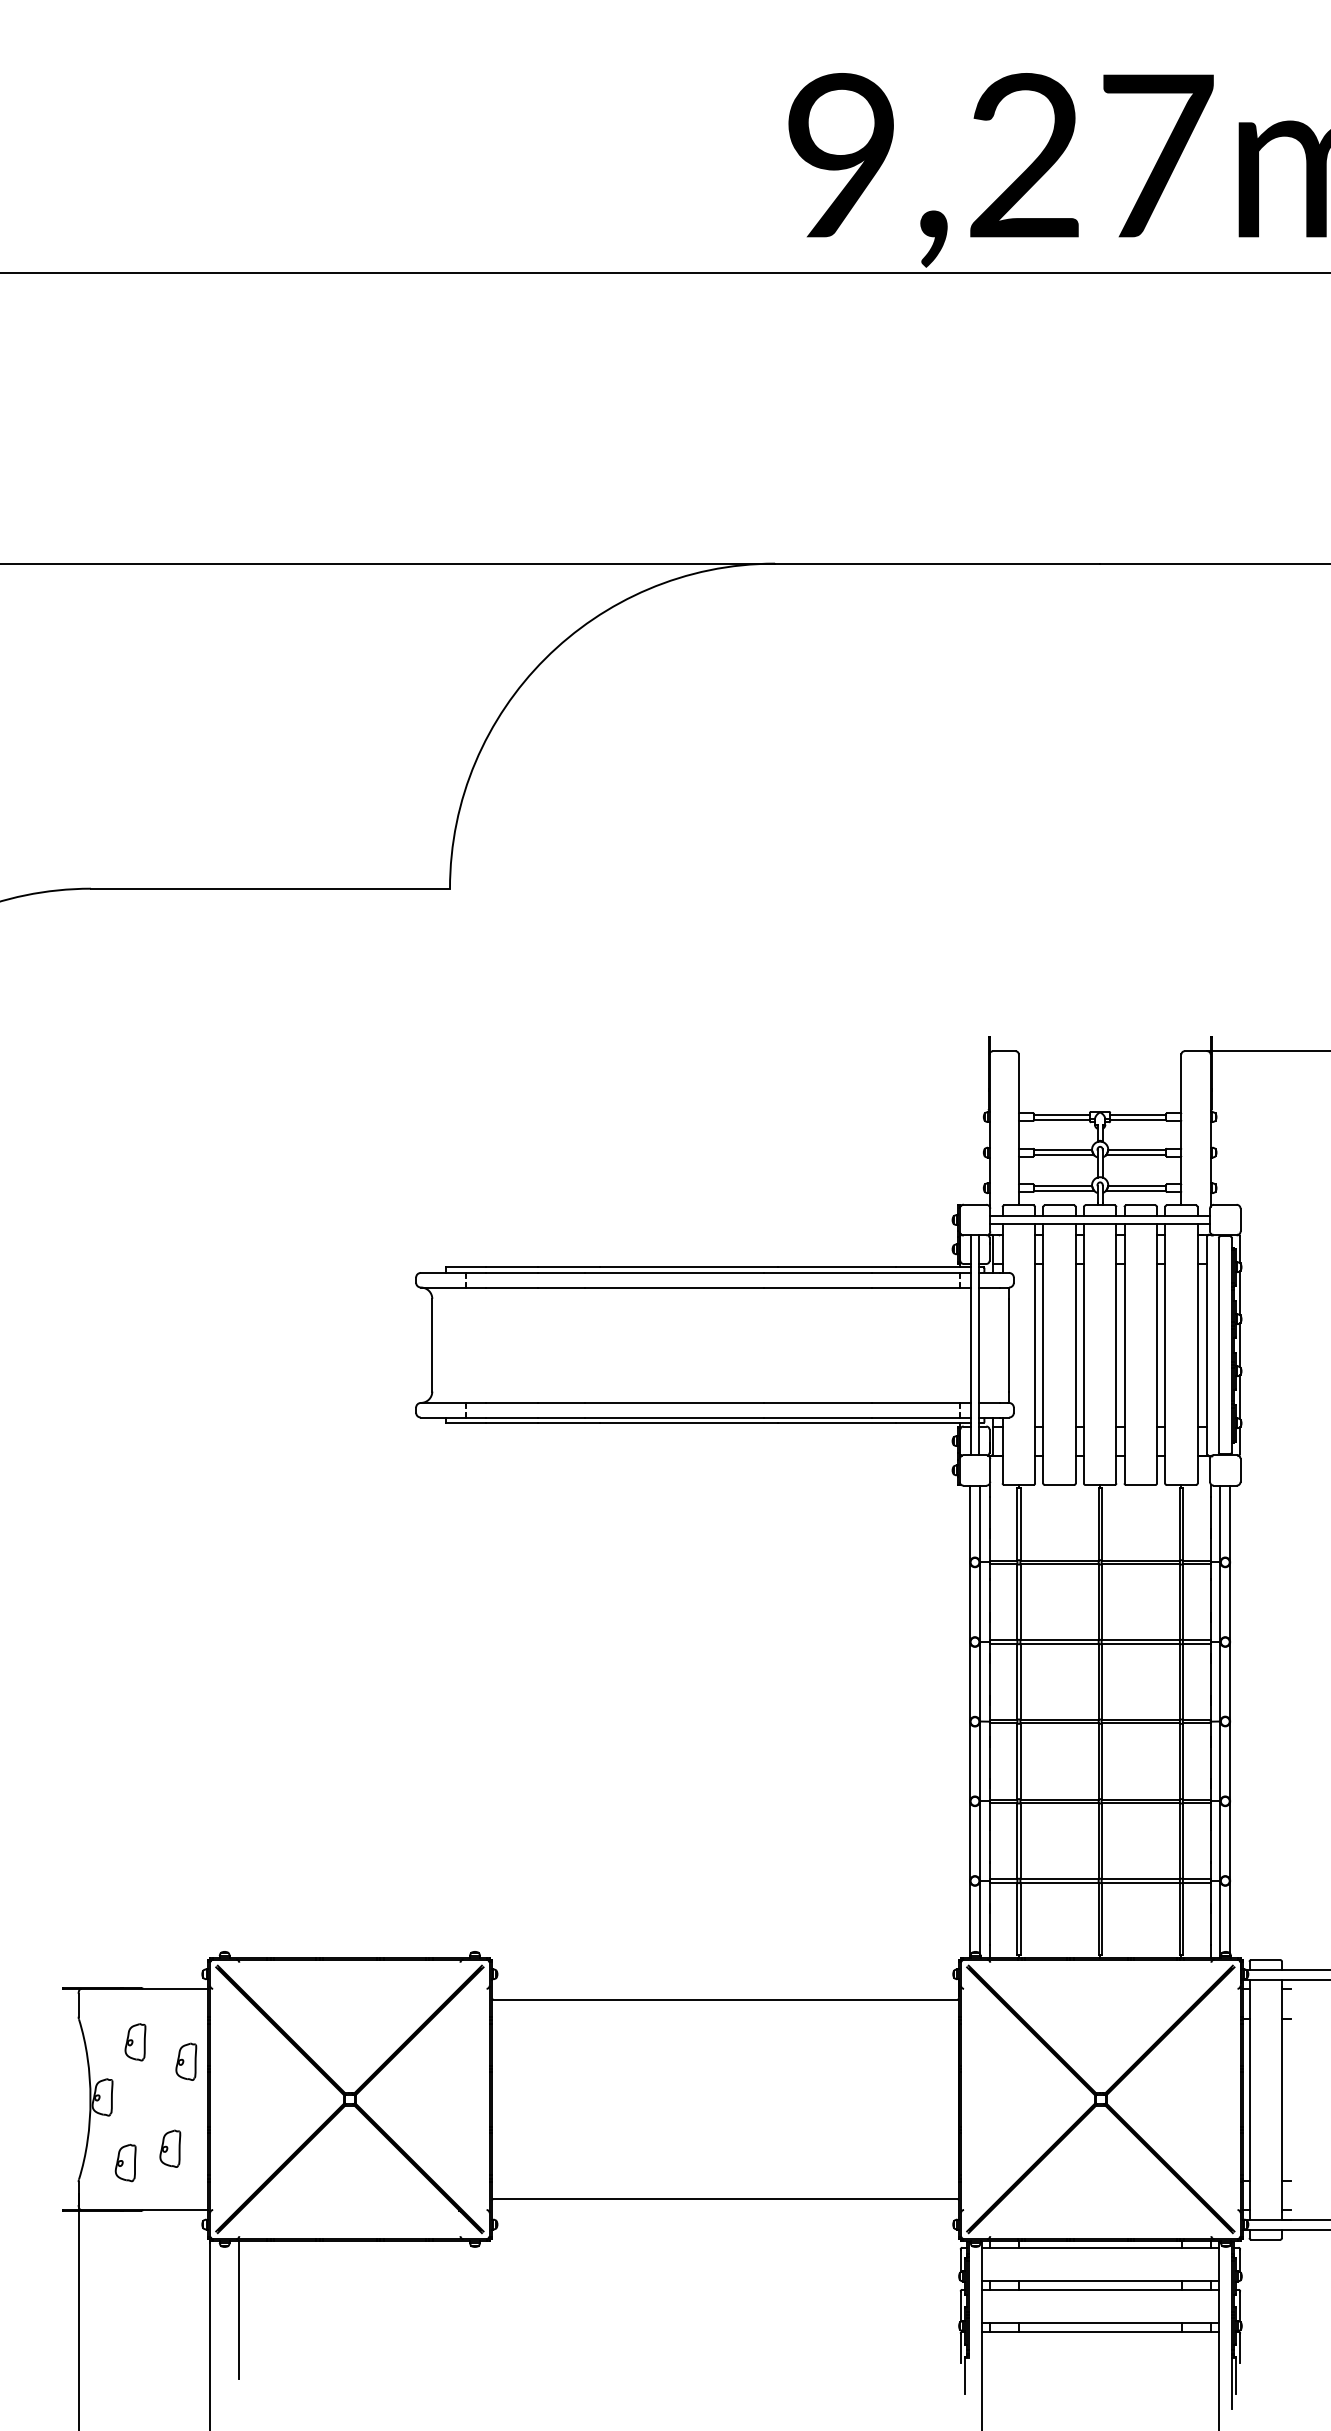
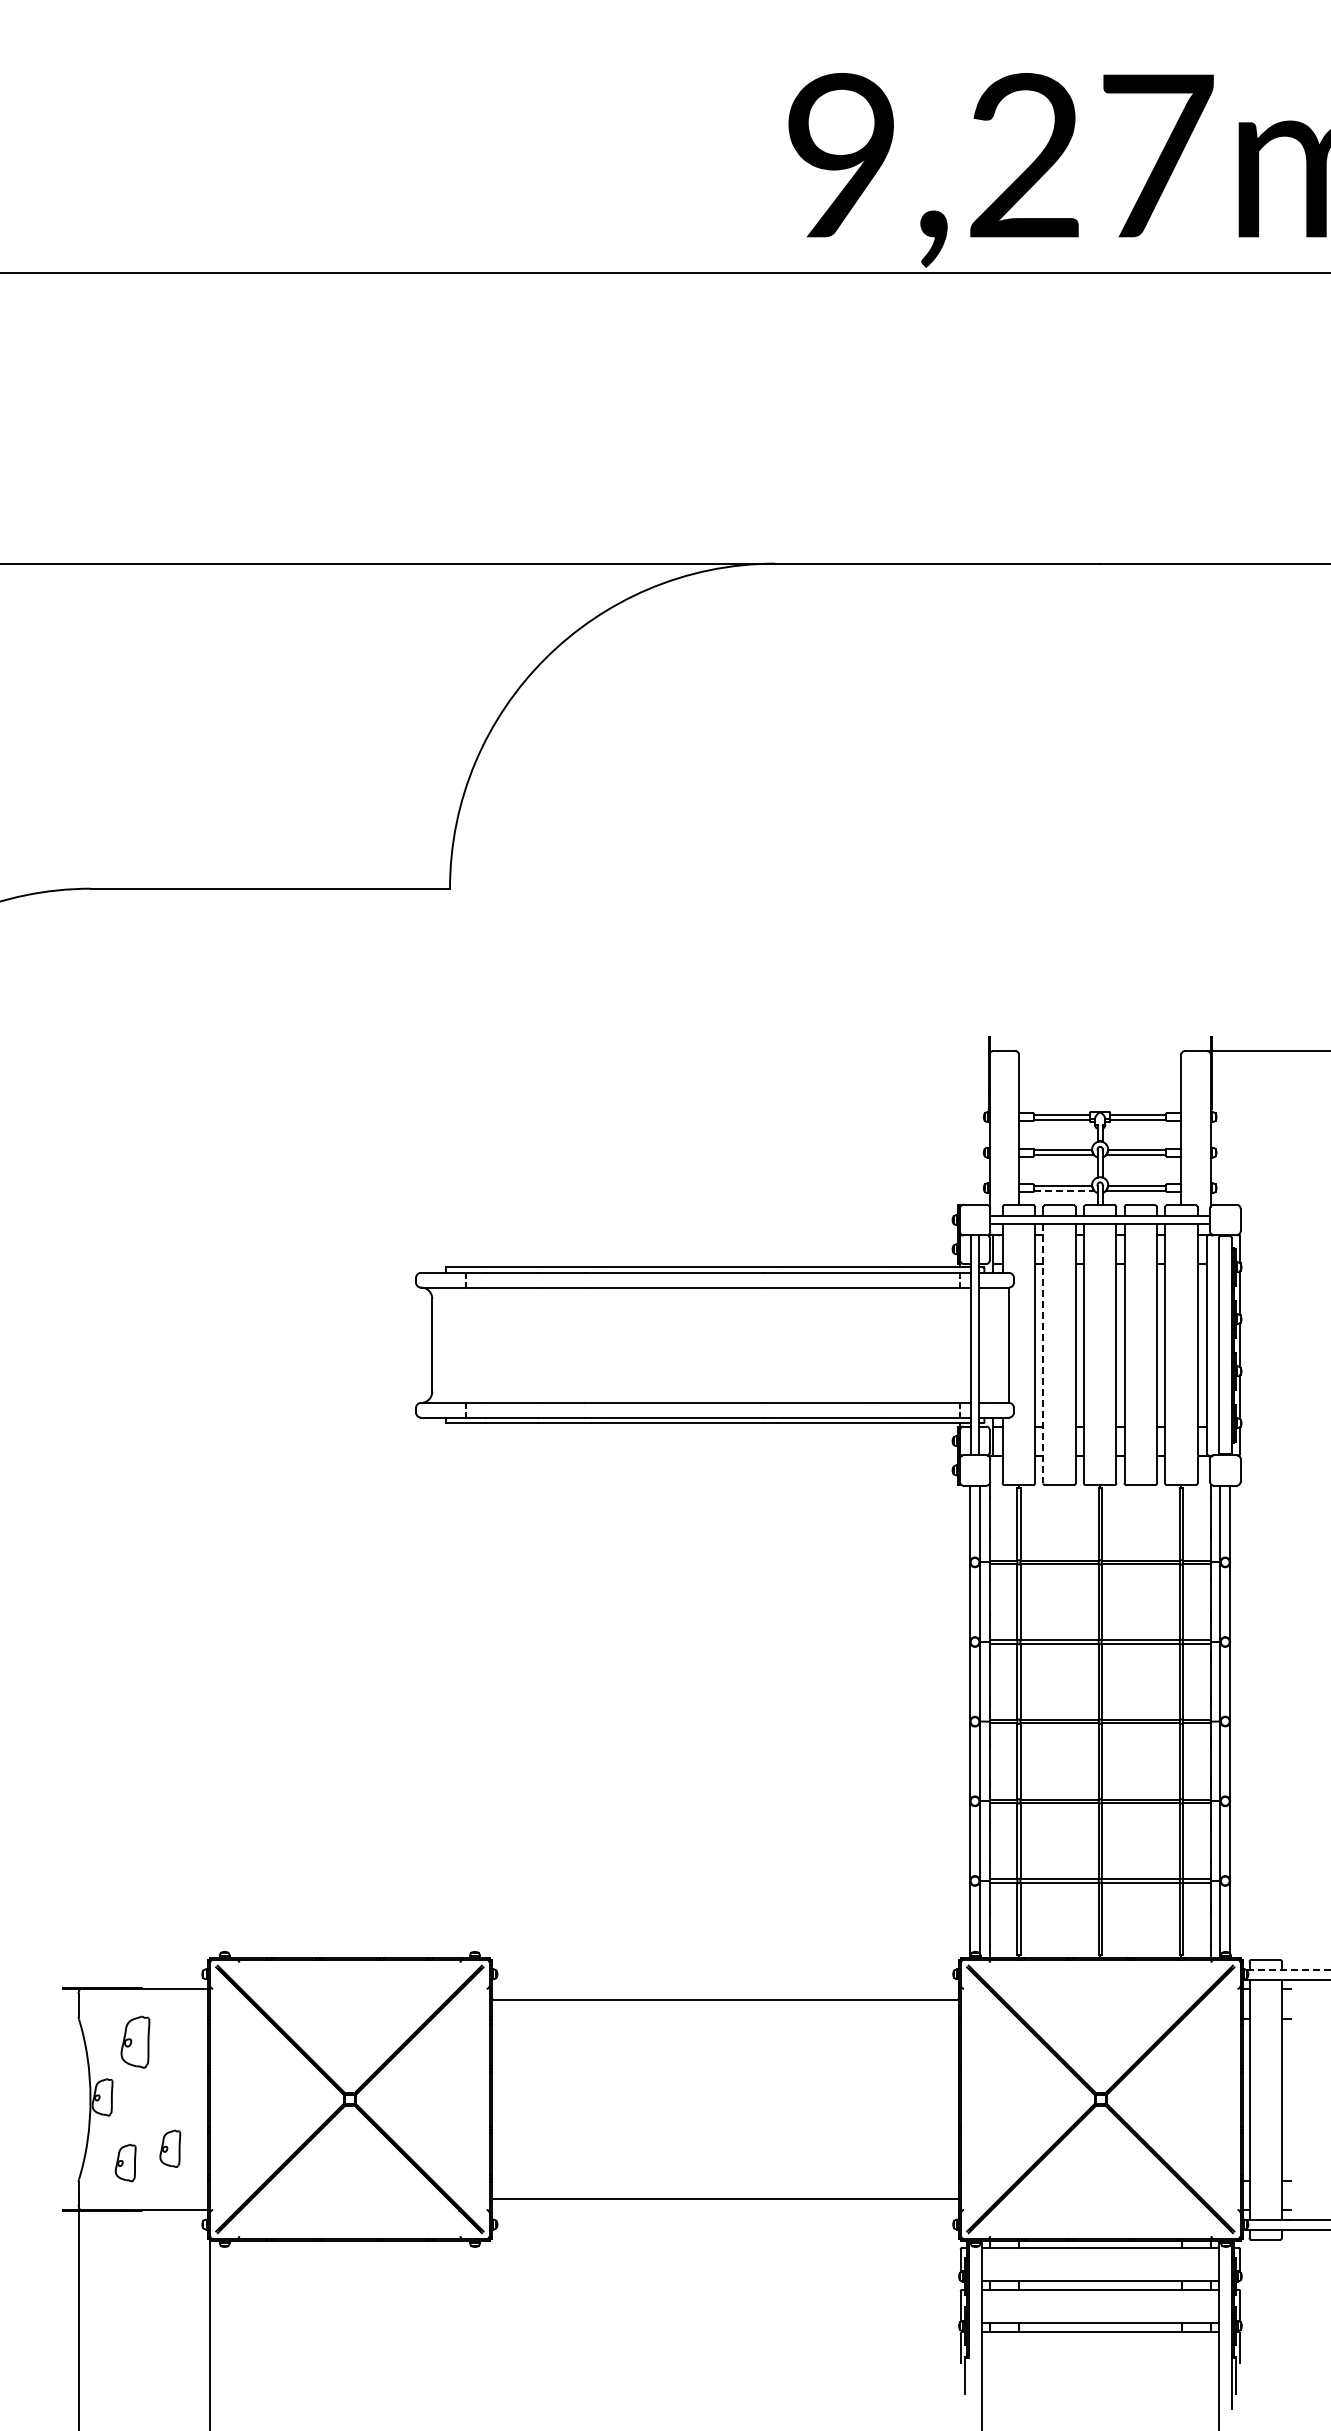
line: solid -> dashed (1064, 1190)
line: solid -> dashed (1043, 1354)
line: solid -> dashed (1288, 1969)
part size: 23x39 px -> 31x54 px (135, 2041)
part: present -> none (186, 2061)
line: present -> none (239, 2309)
